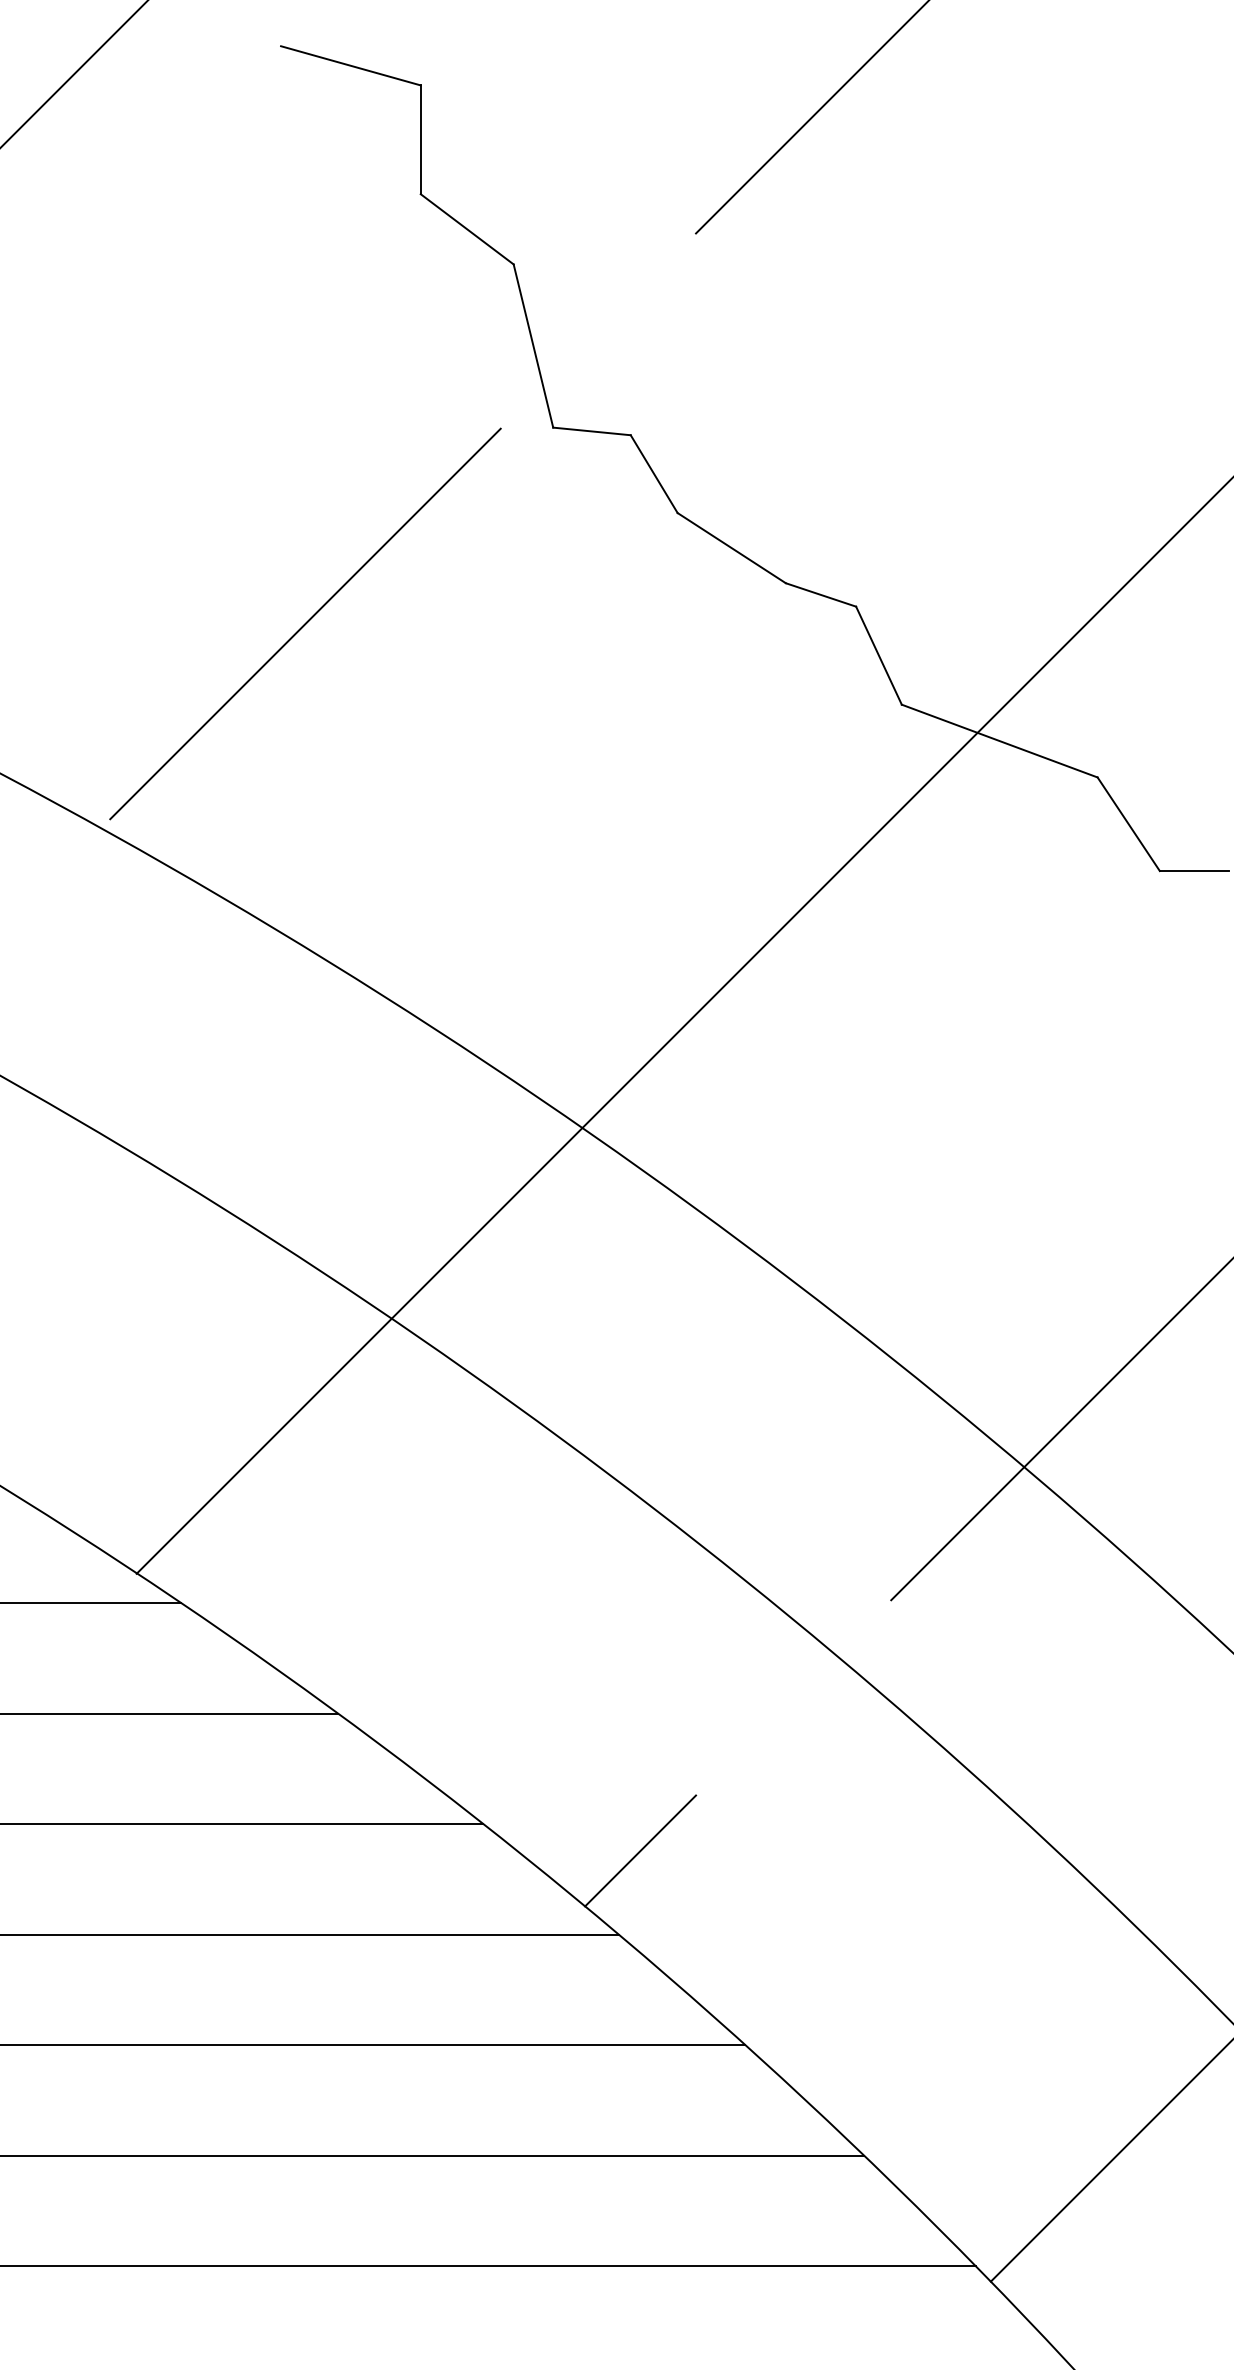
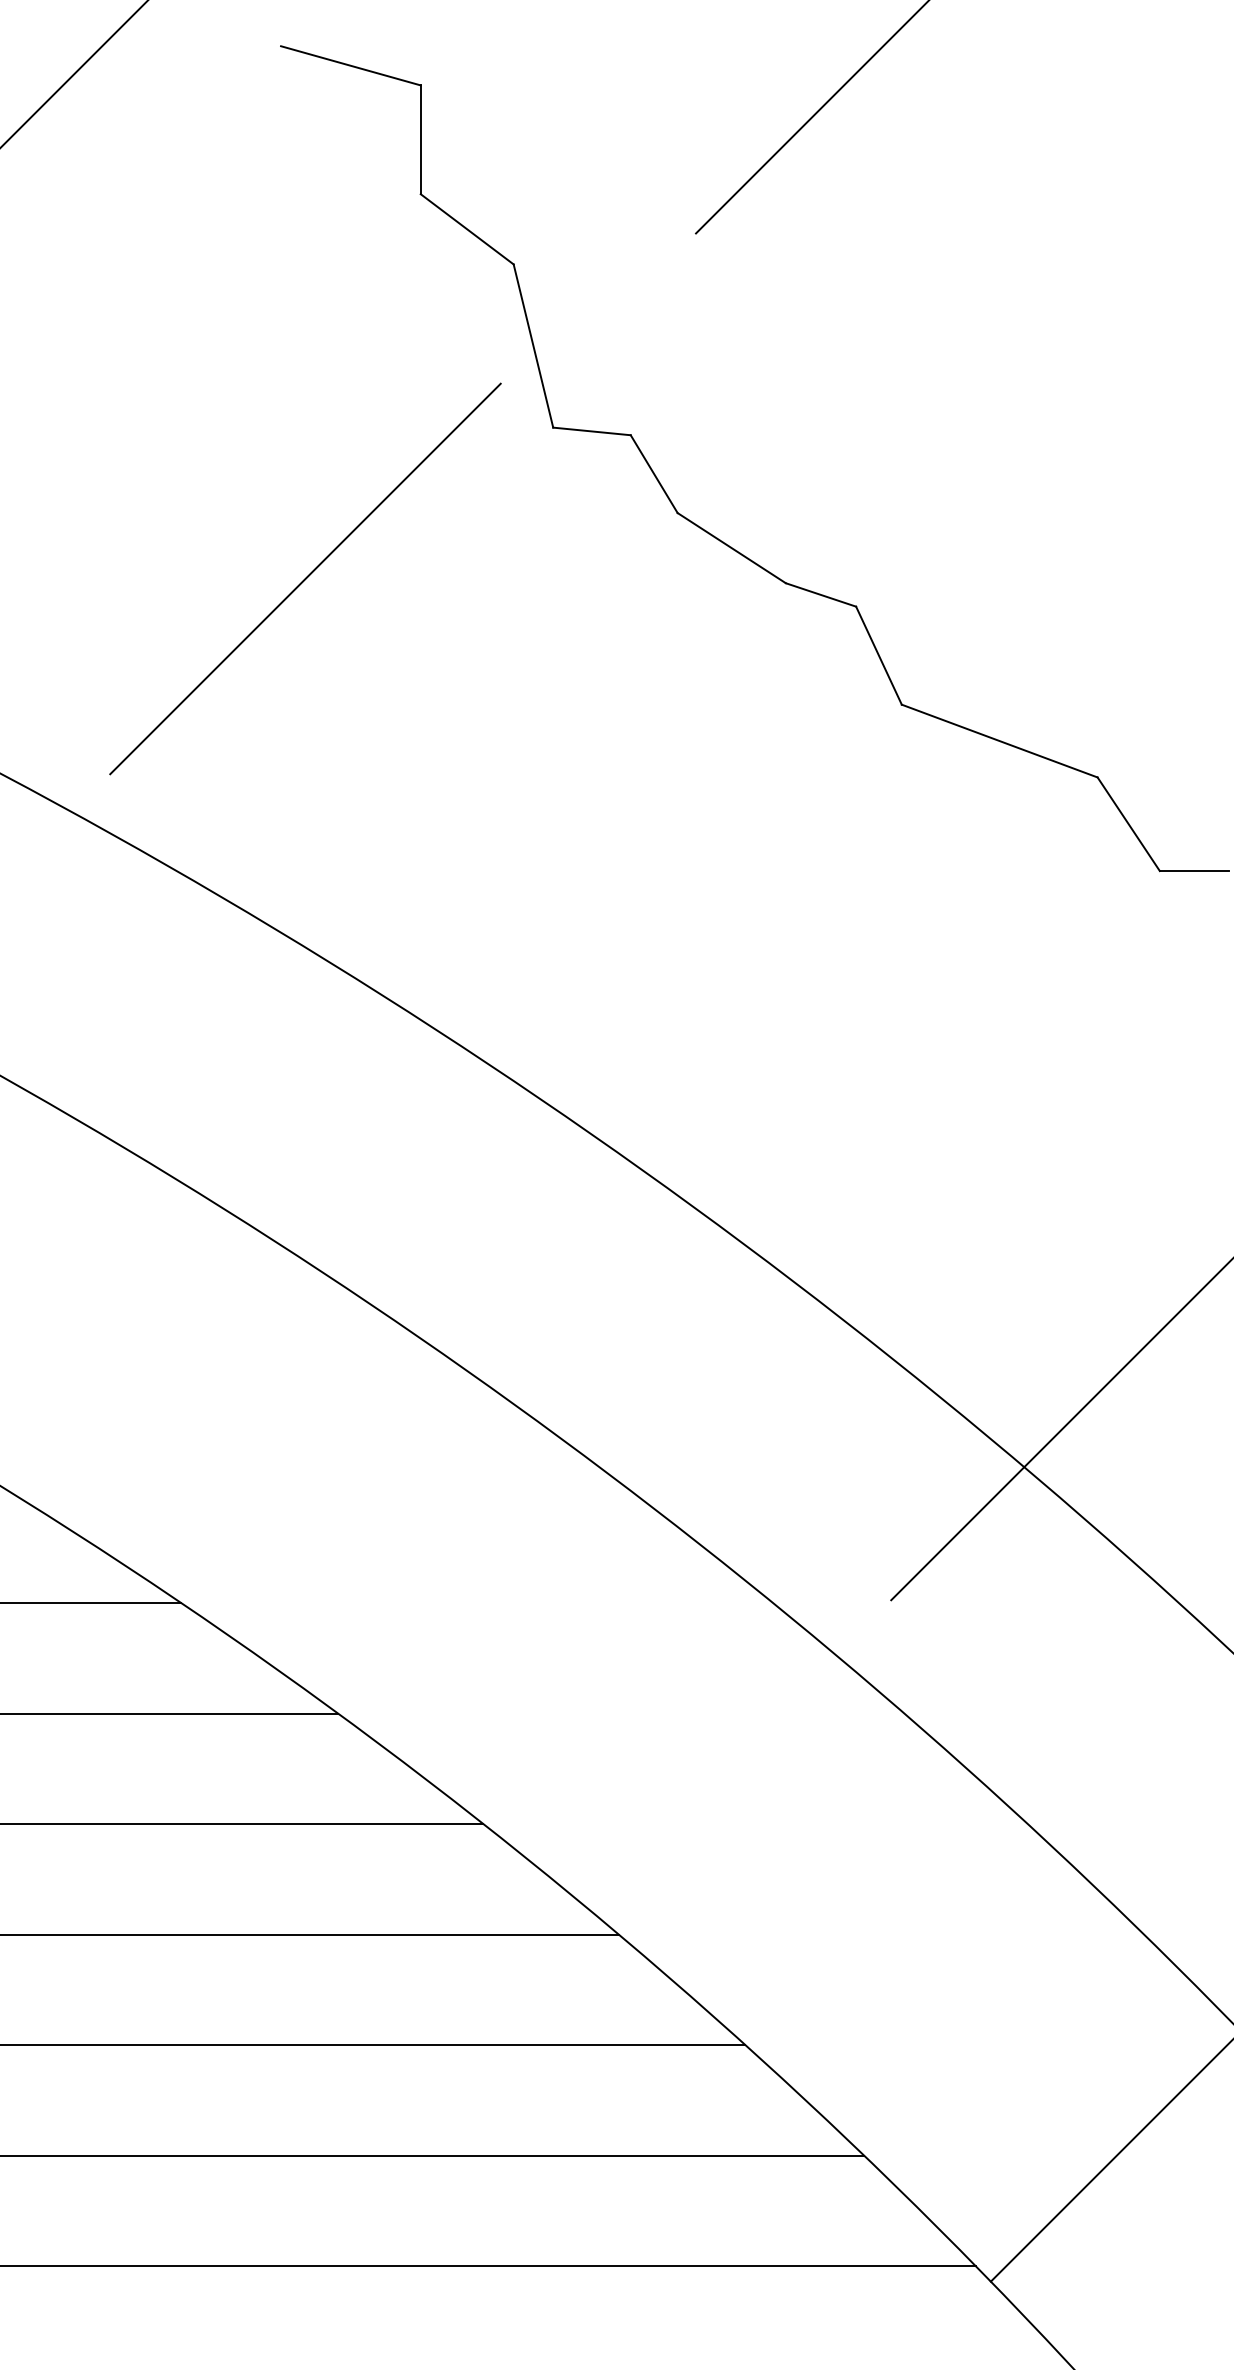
line position: (305, 623) -> (305, 578) (305, 578)
line: present -> none (683, 1026)
line: present -> none (640, 1850)
